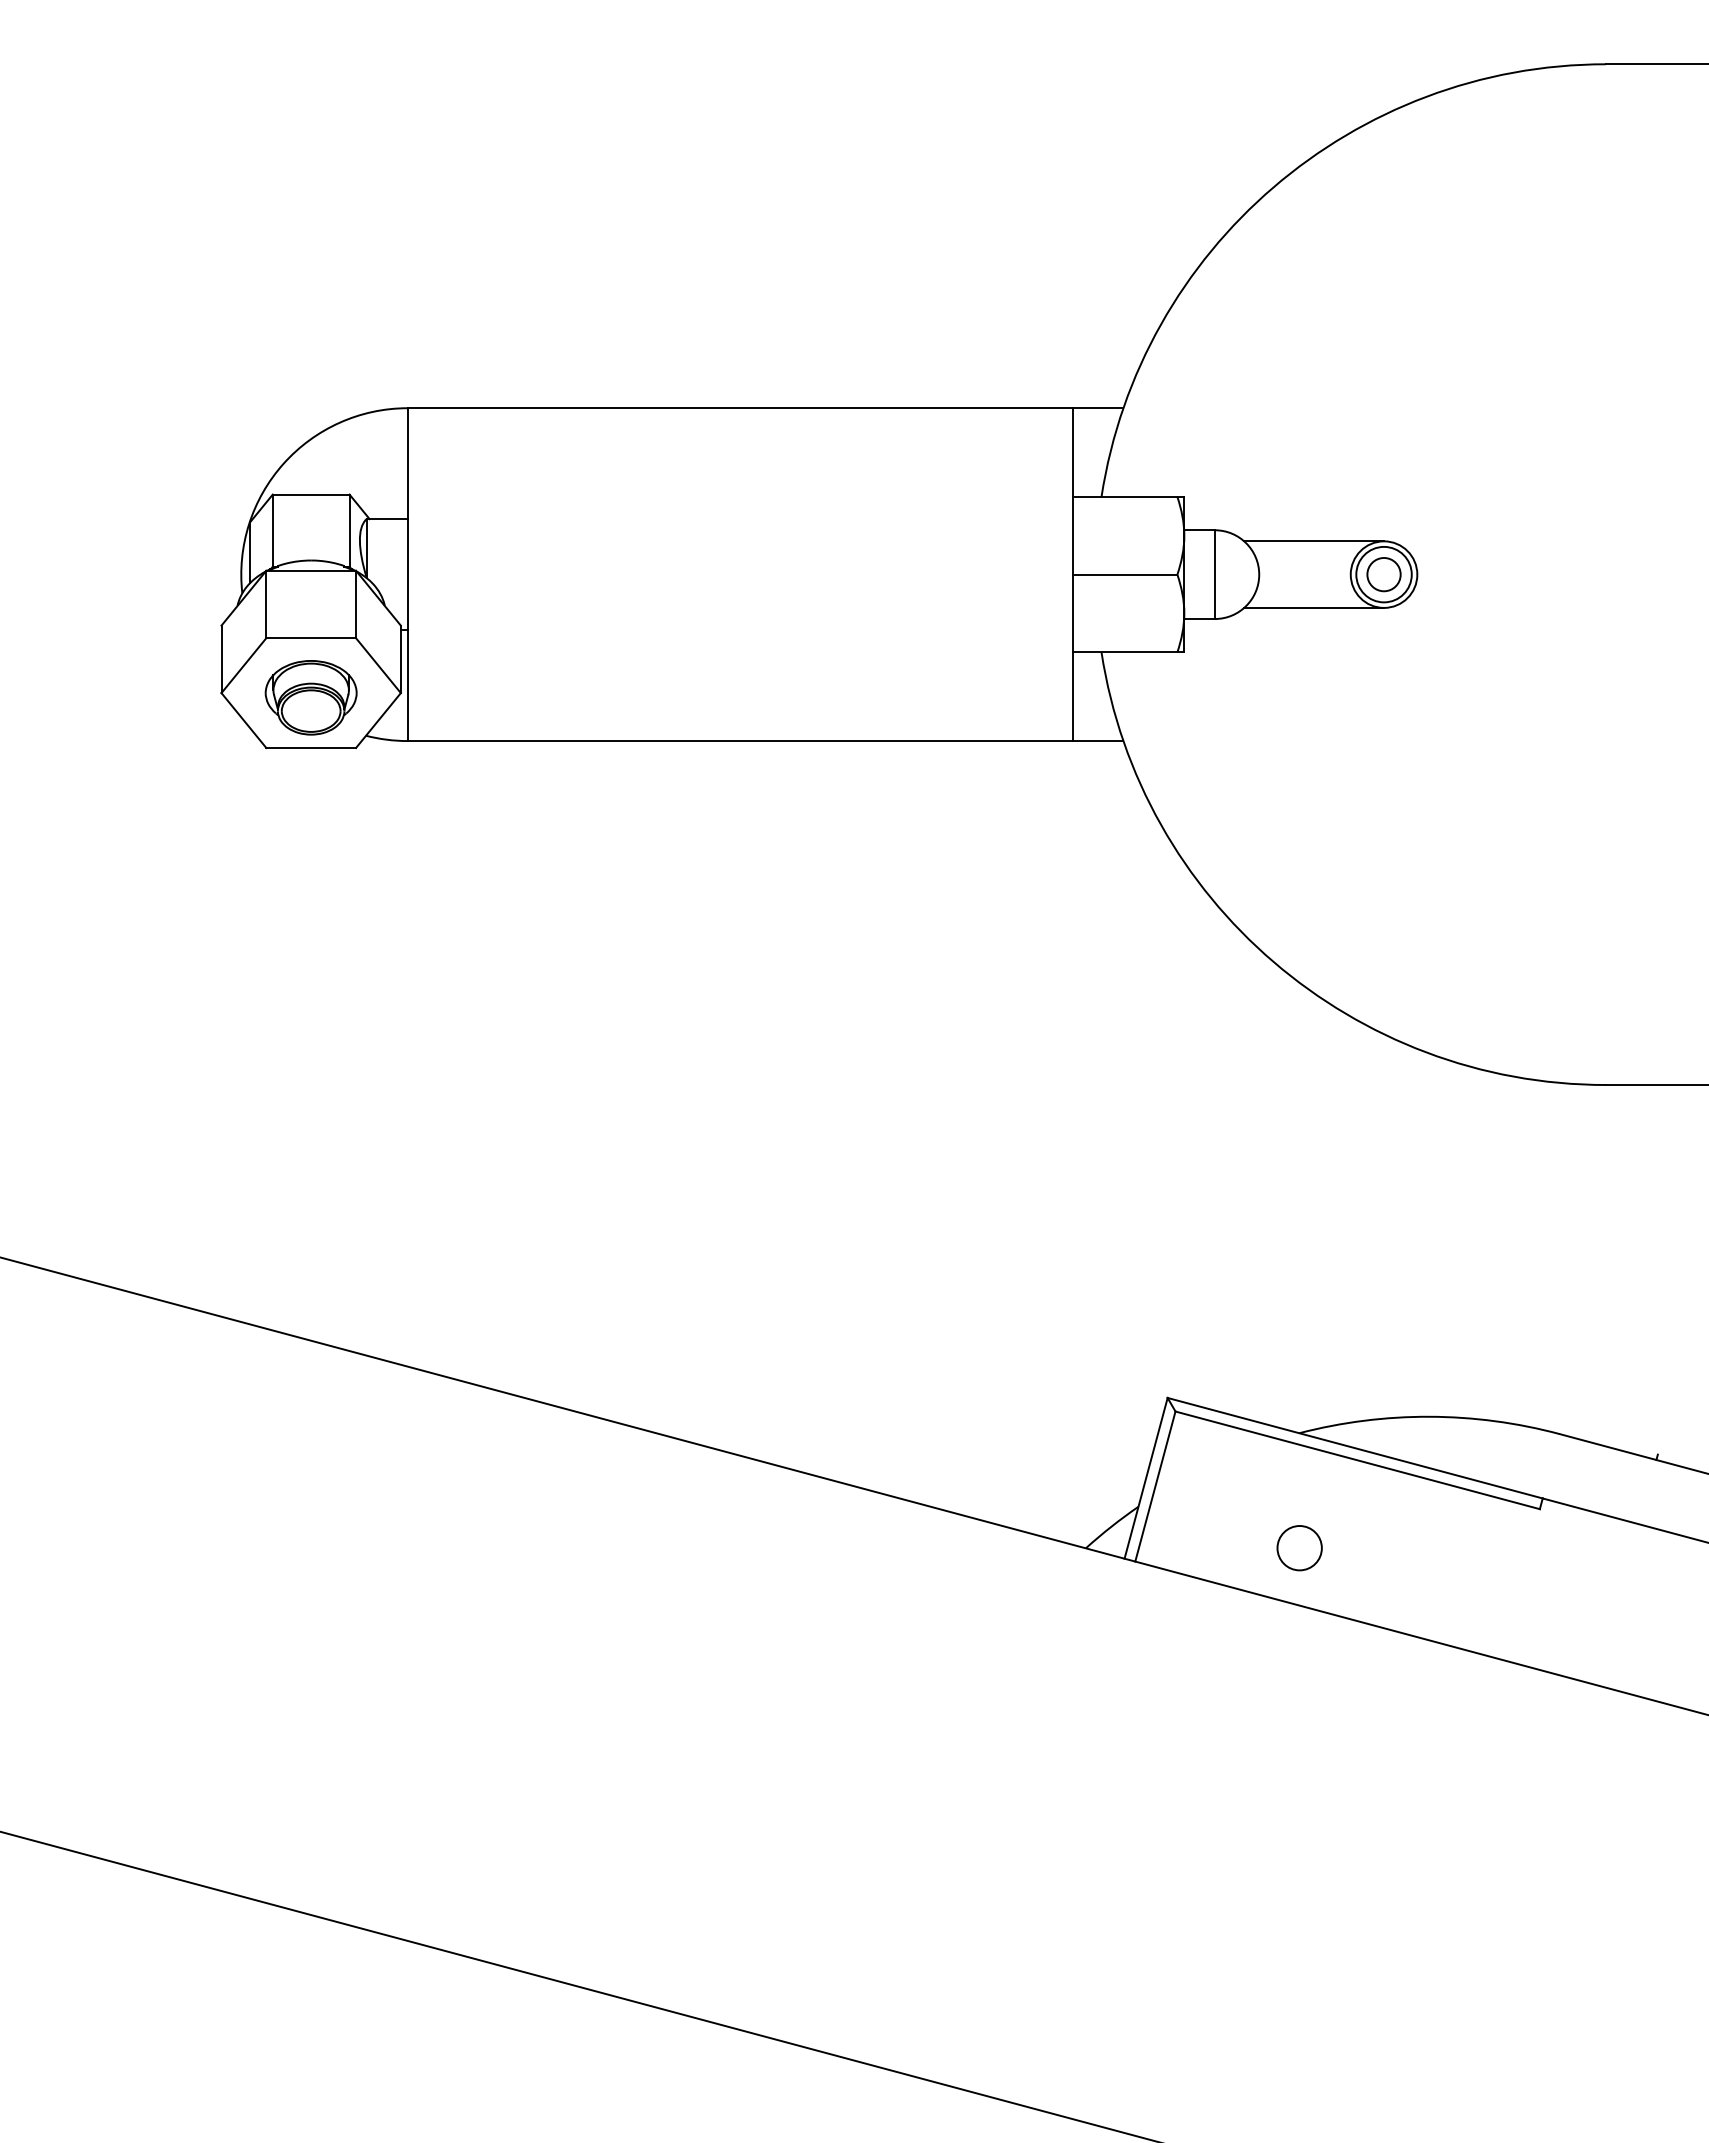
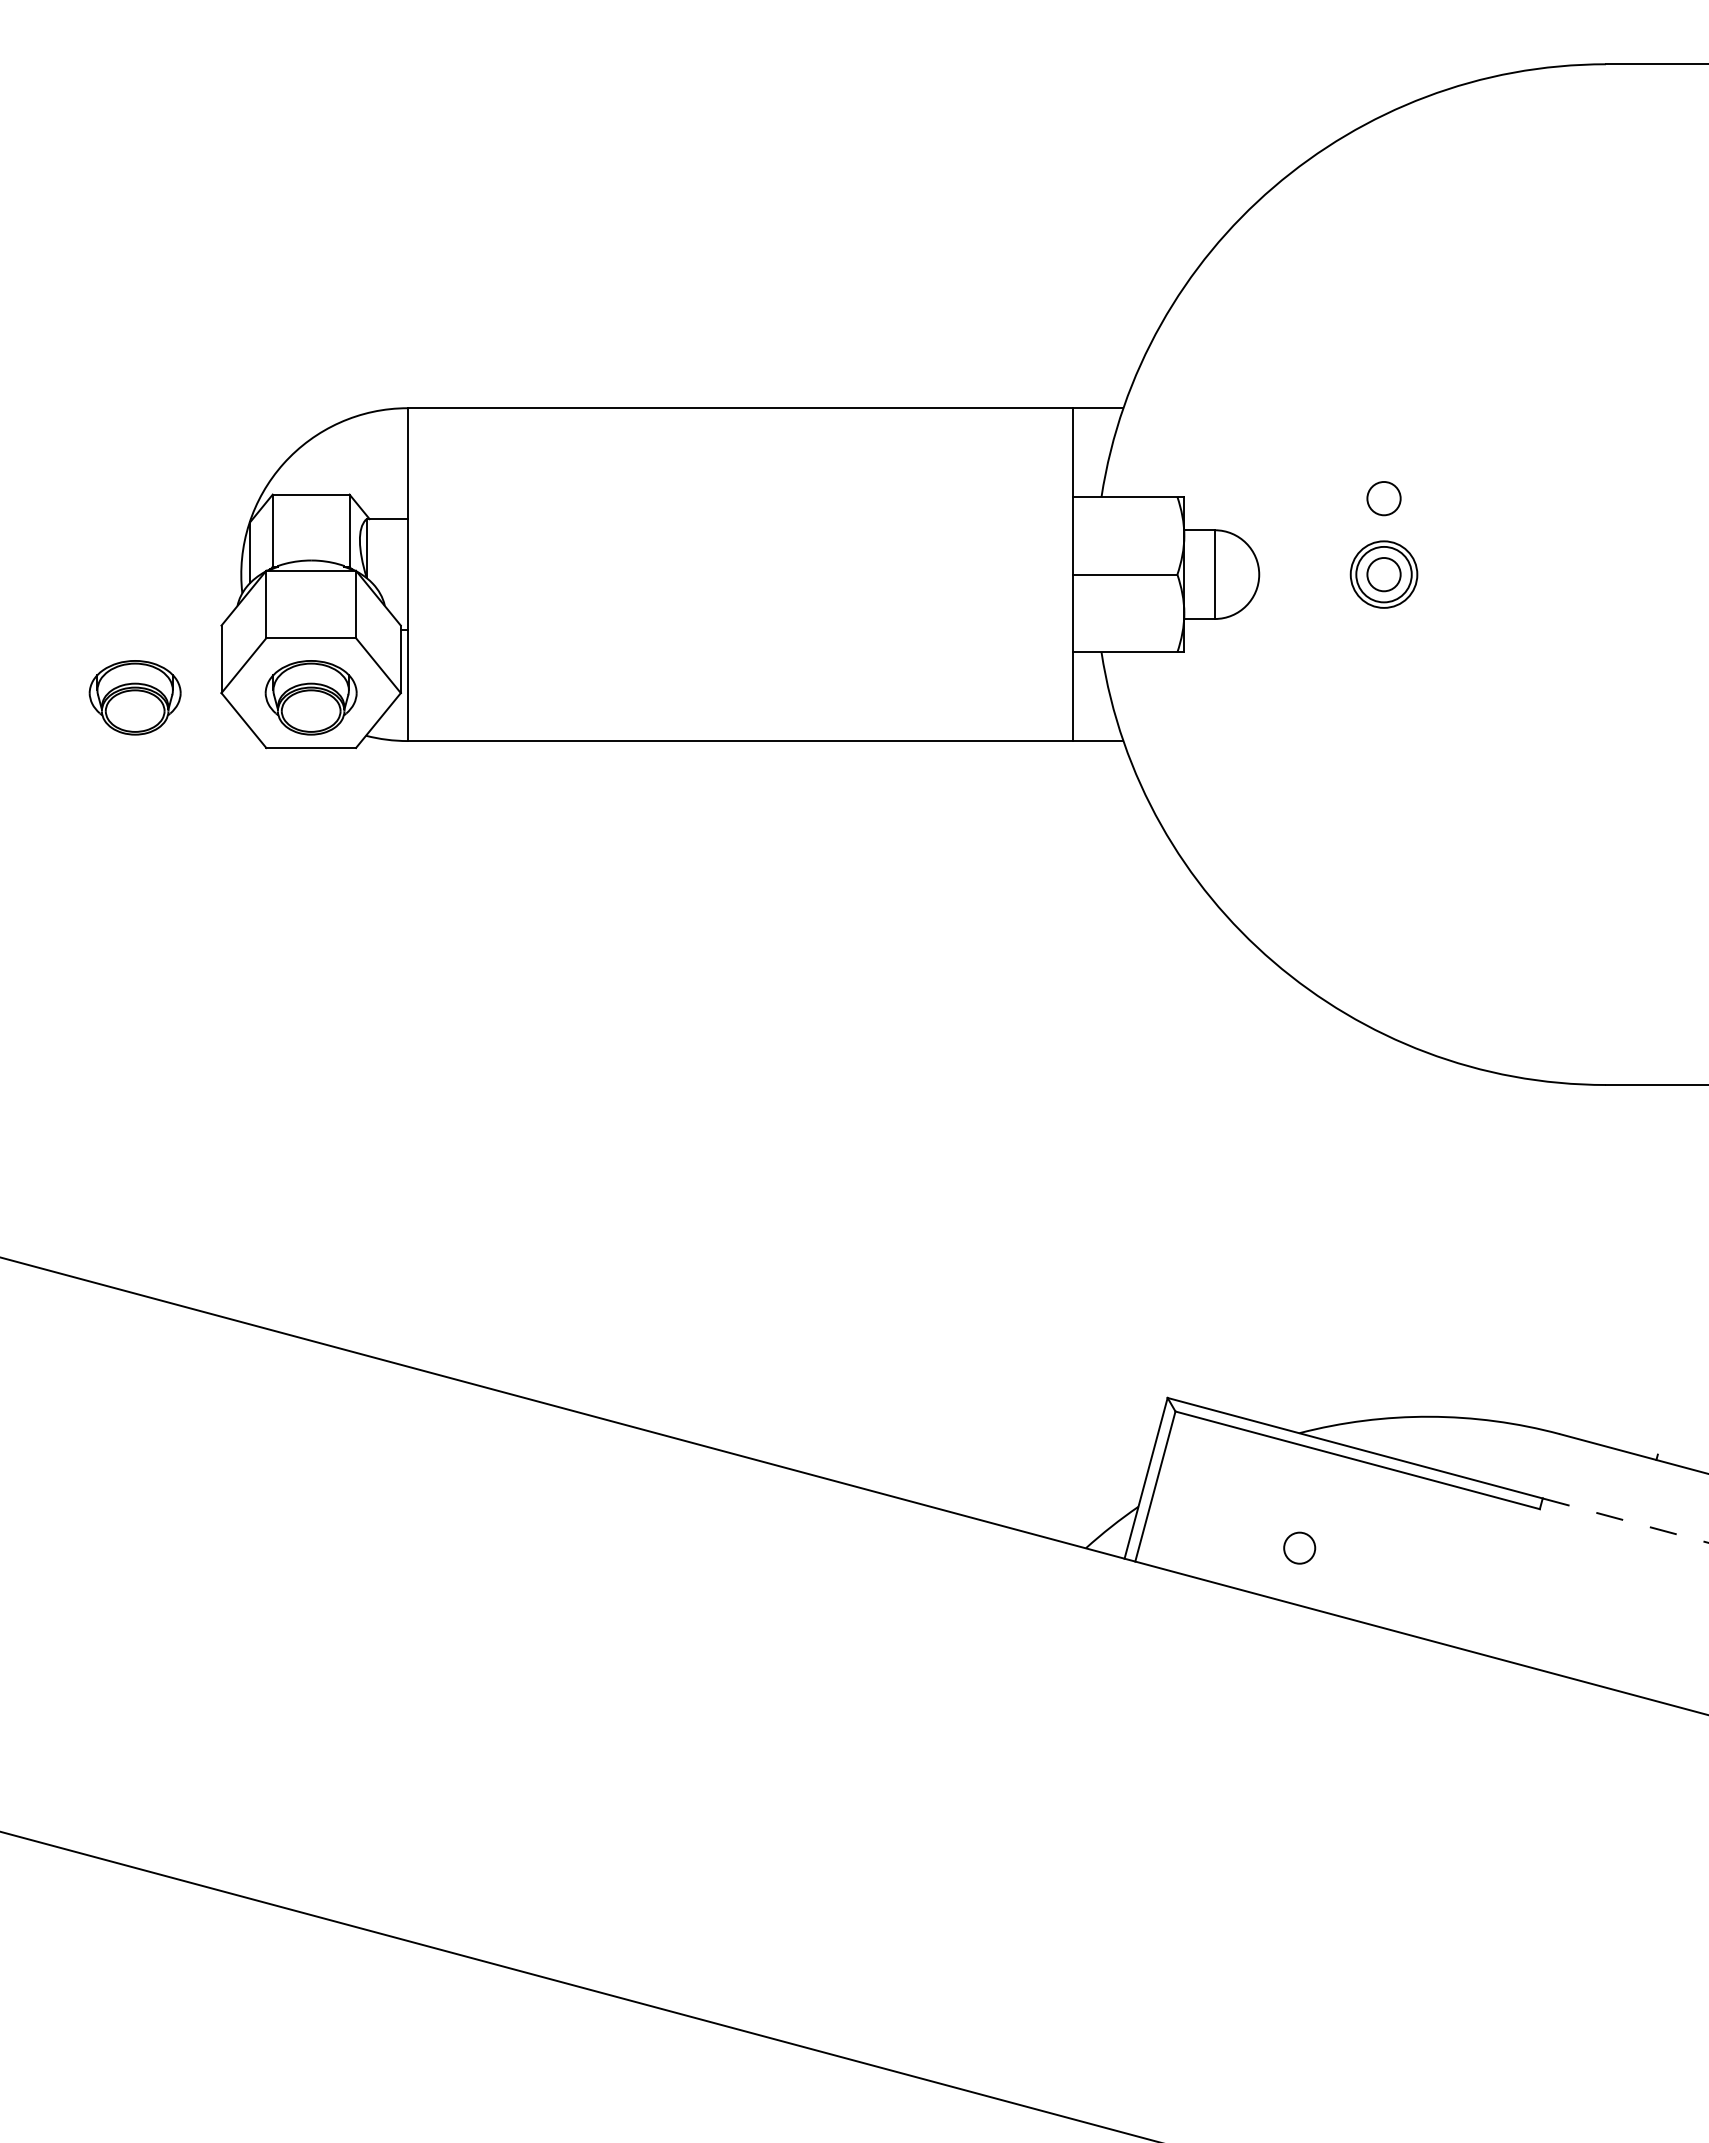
circle: none -> present (1383, 498)
line: present -> none (1314, 541)
line: present -> none (1314, 607)
part: none -> present (134, 697)
line: solid -> dashed (1625, 1520)
circle diameter: 44 px -> 31 px (1299, 1547)
